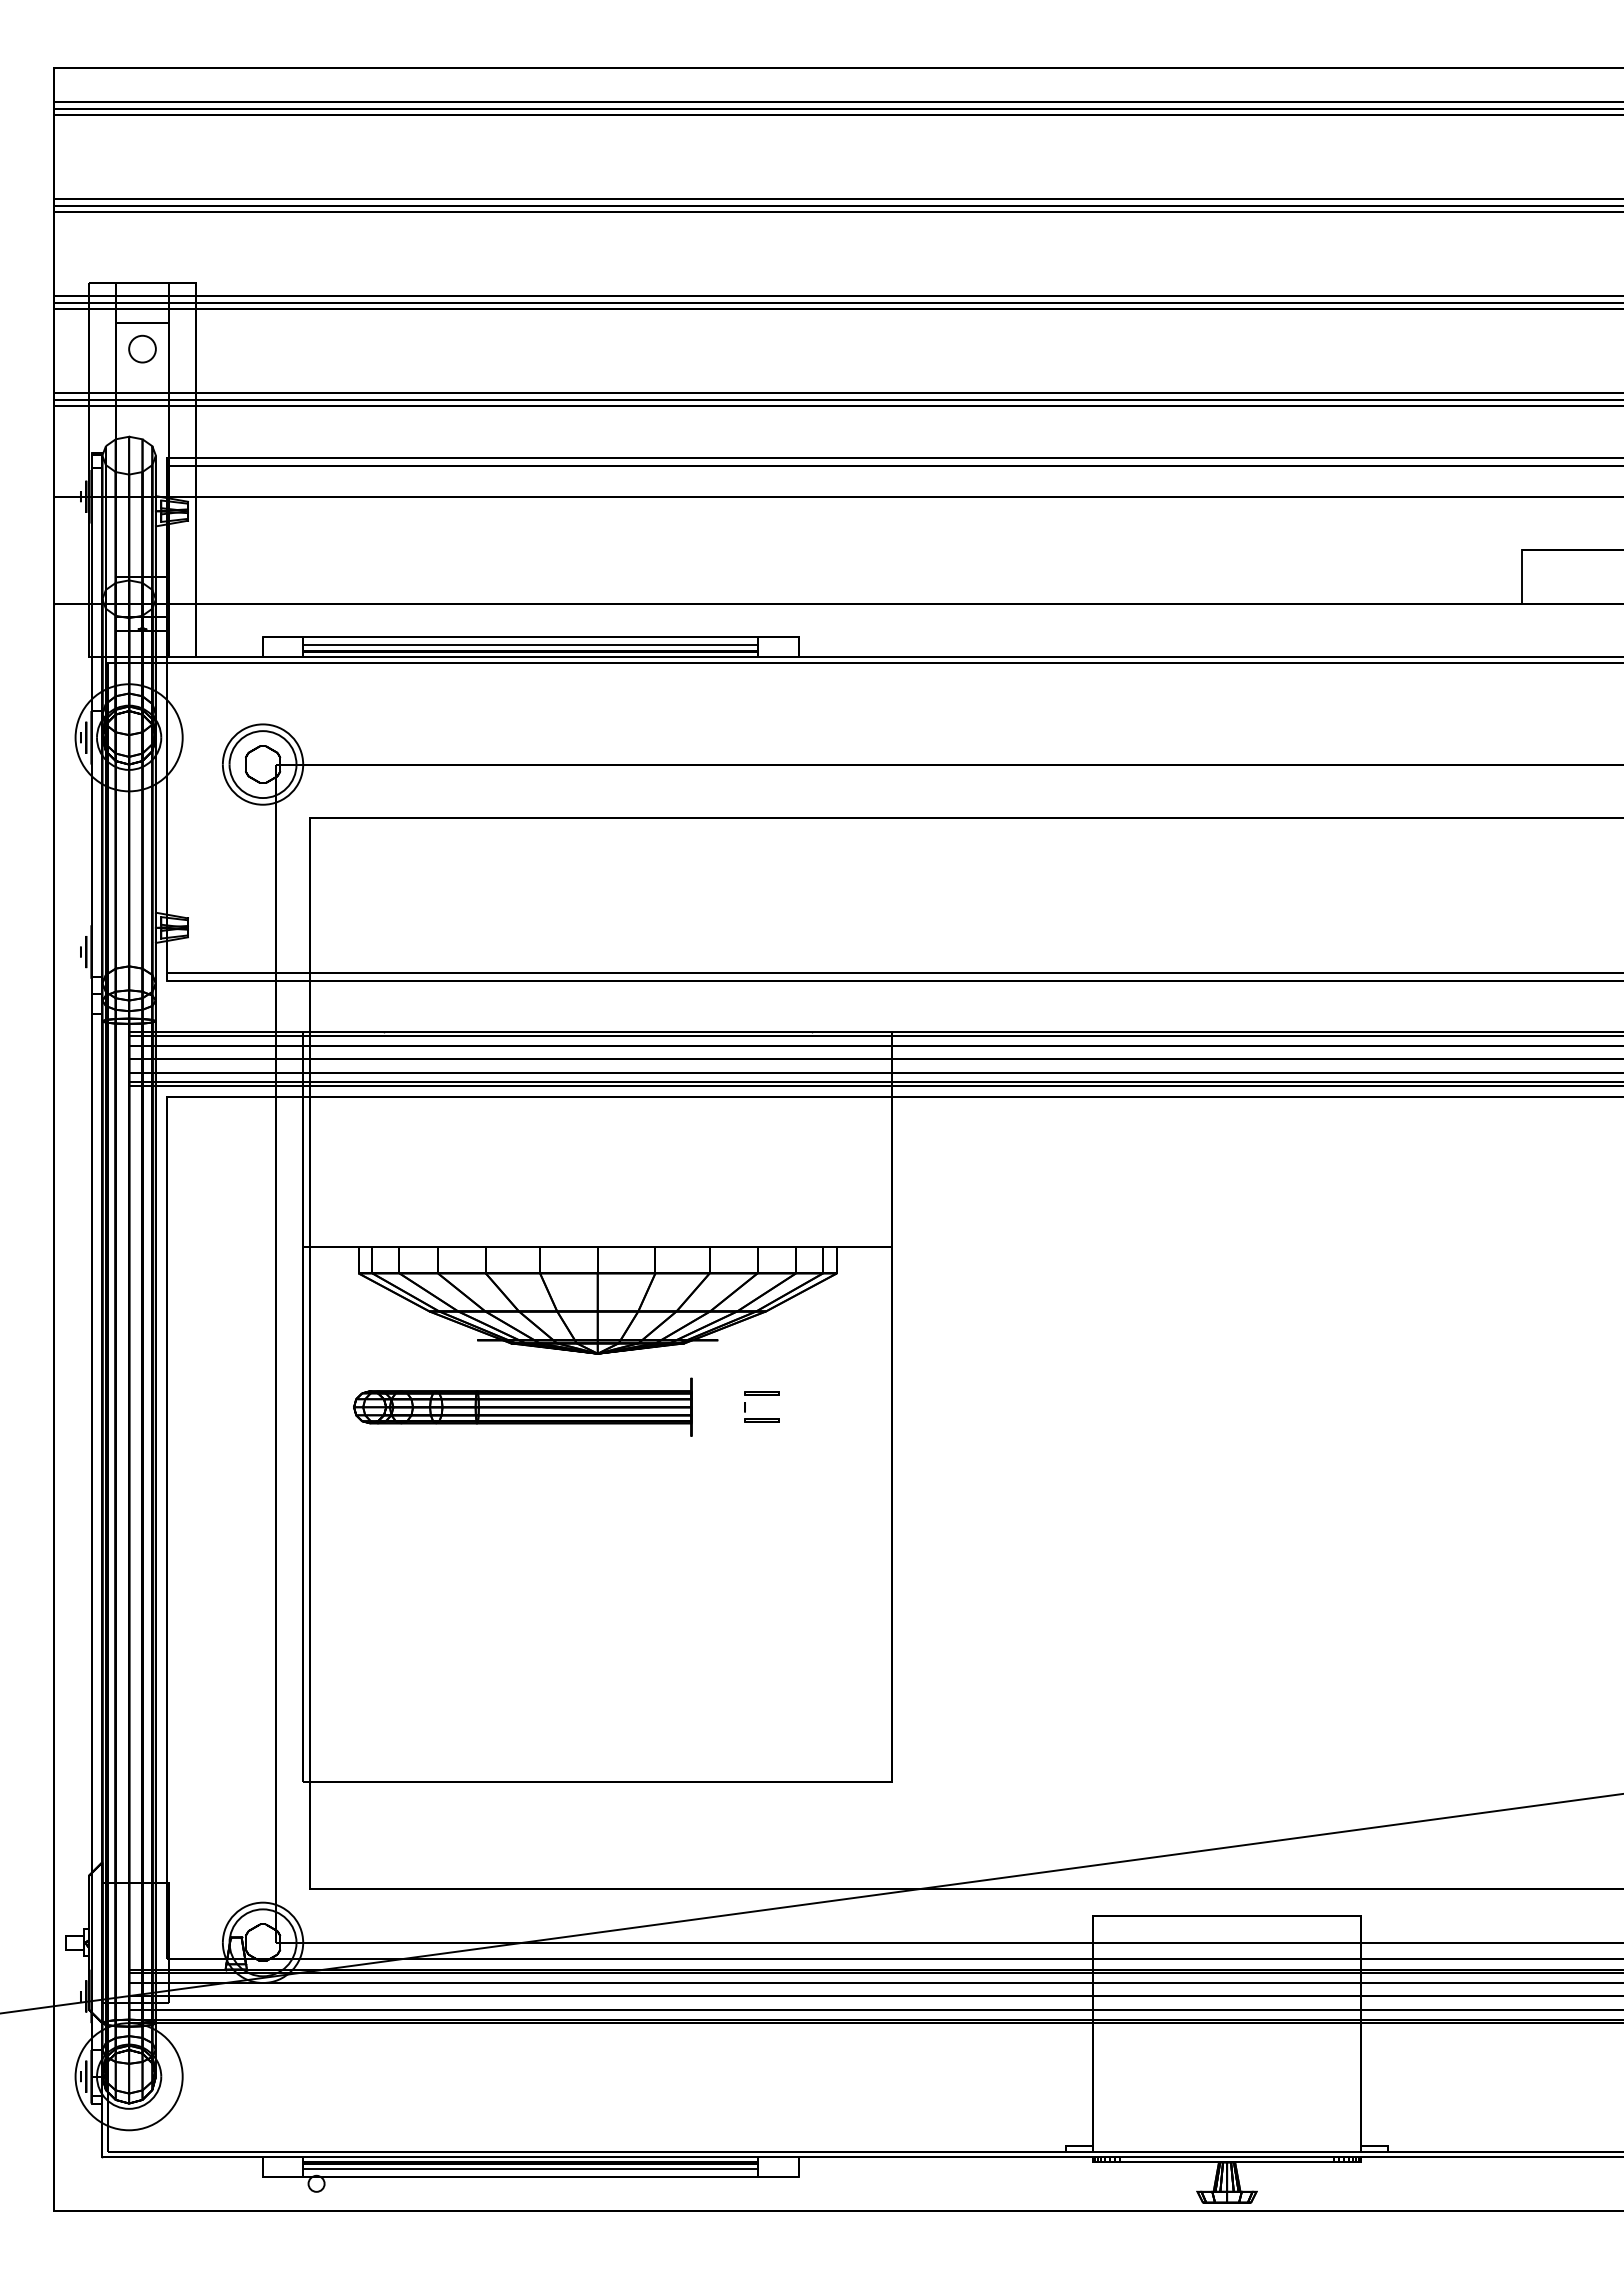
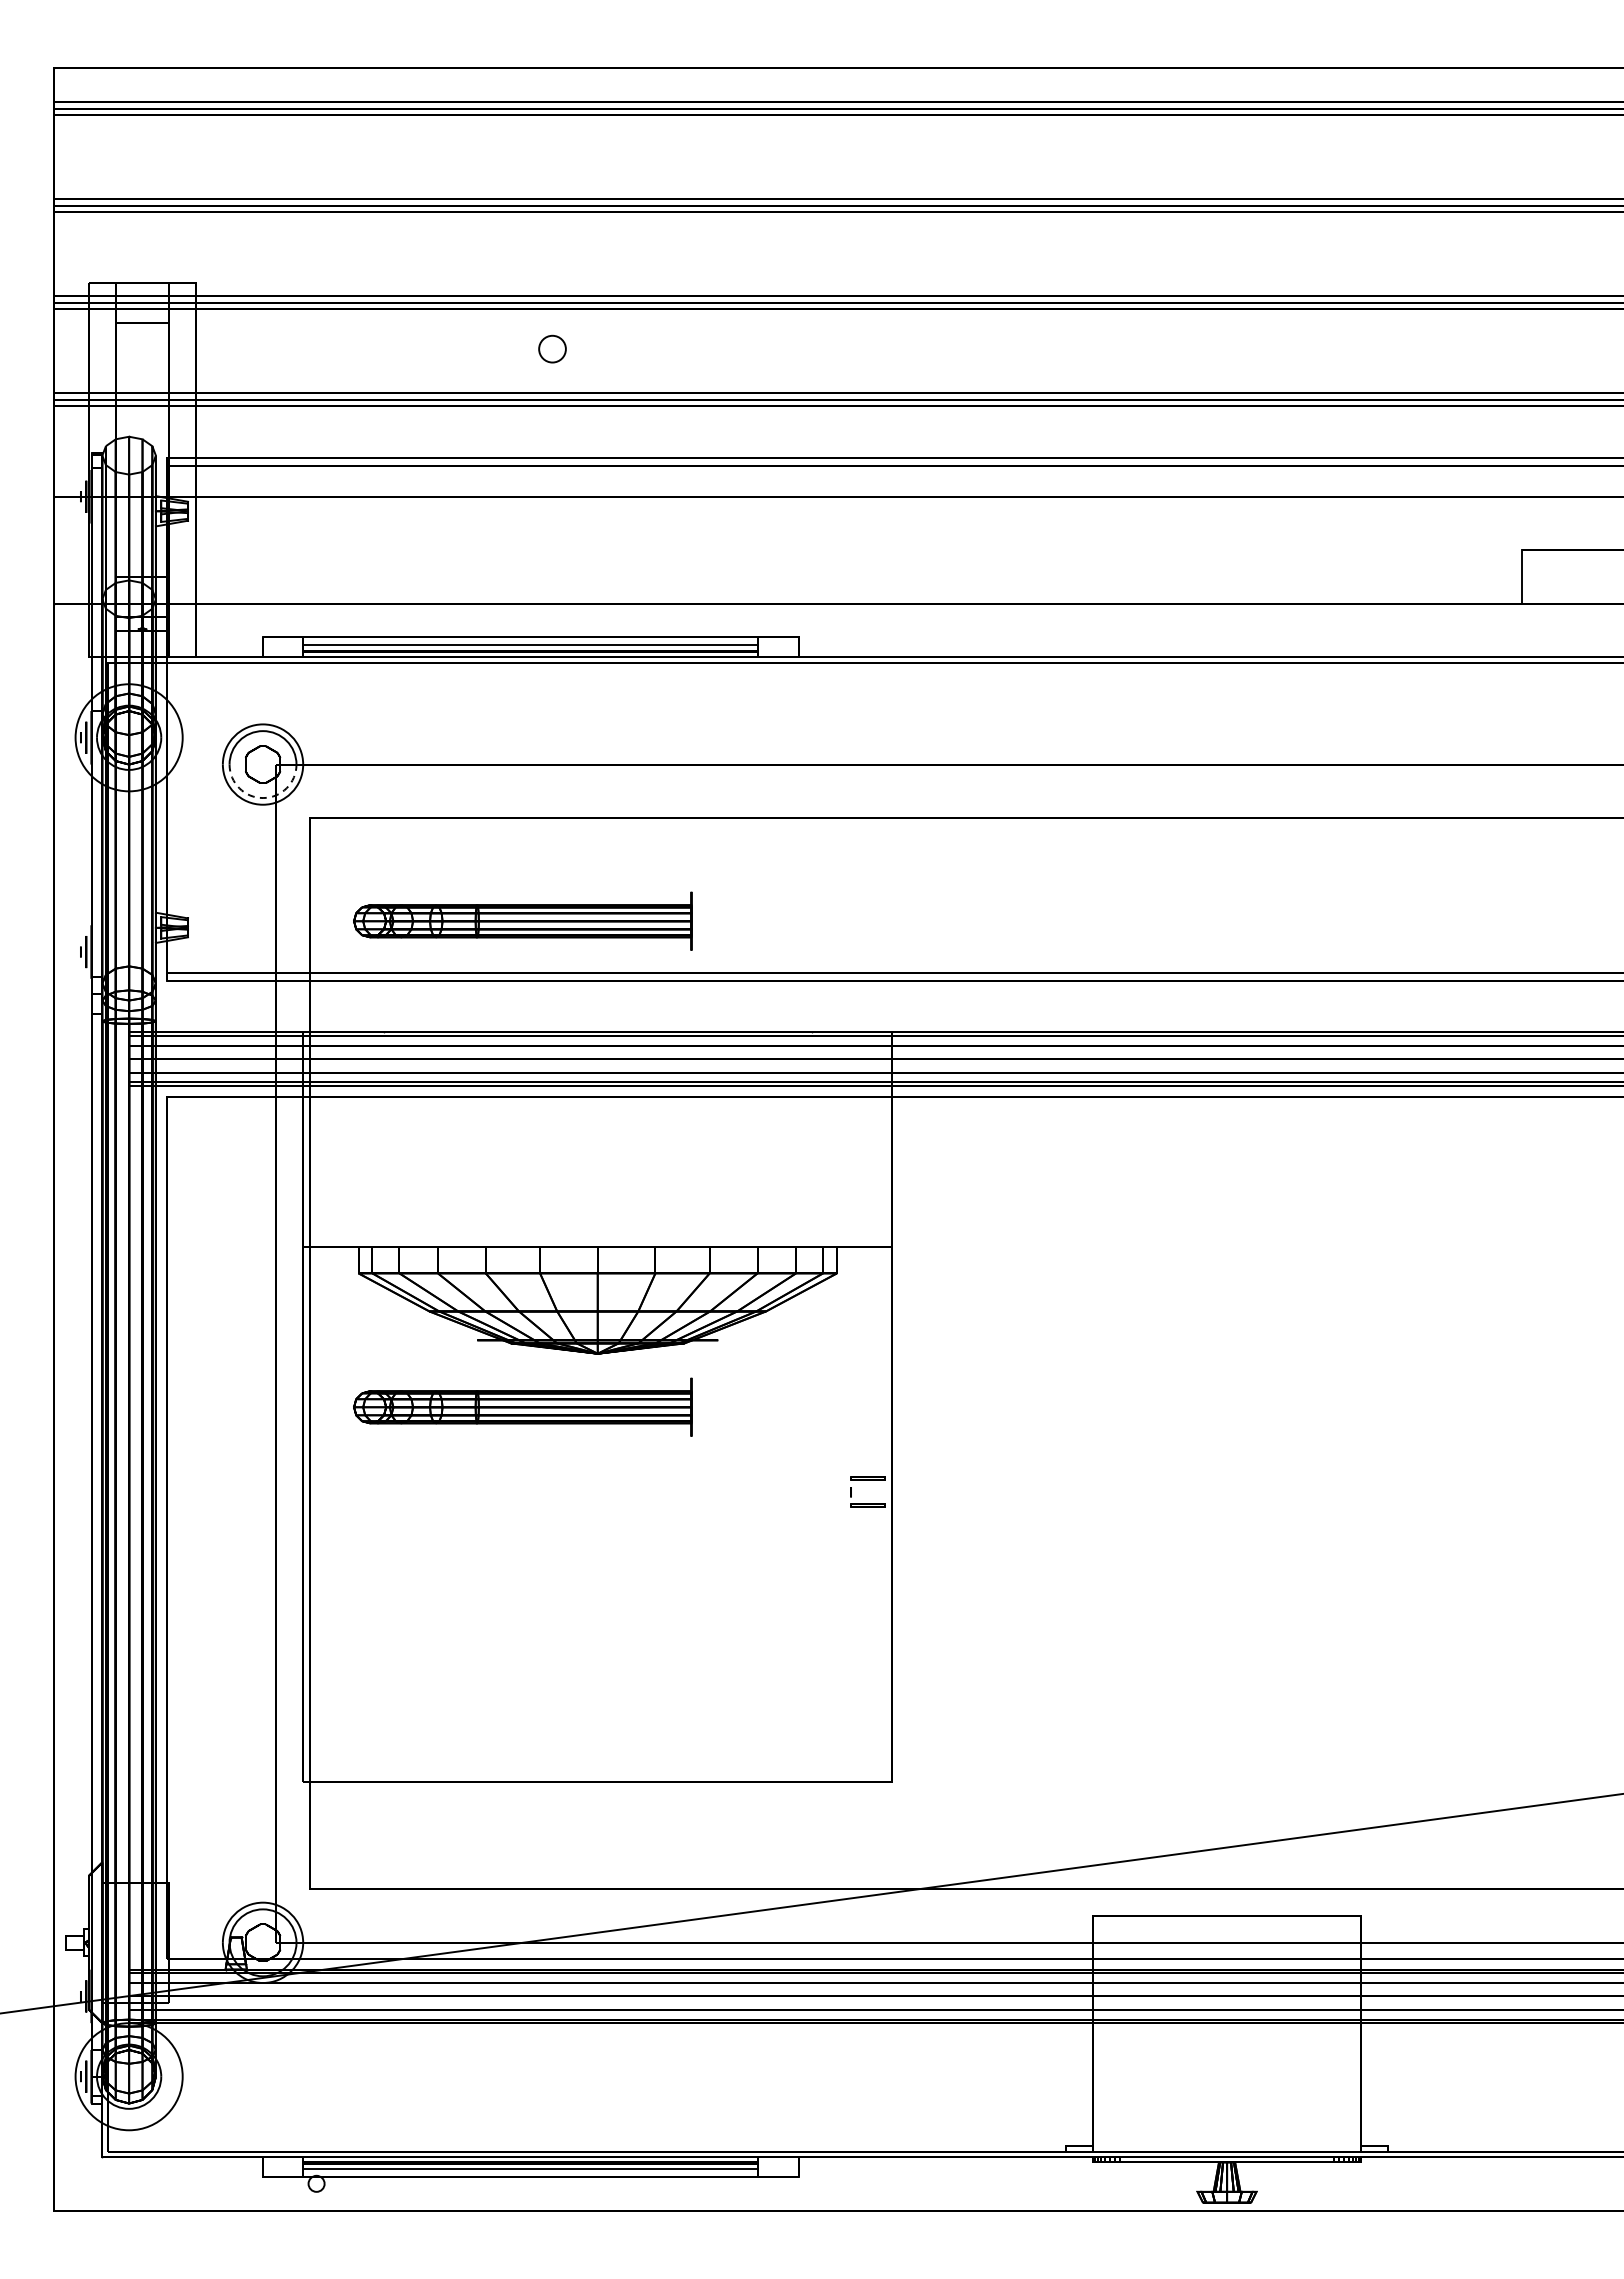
circle position: (142, 348) -> (552, 348) (552, 348)
arc: solid -> dashed (263, 798)
part: none -> present (522, 920)
part position: (761, 1395) -> (867, 1480) (867, 1480)
